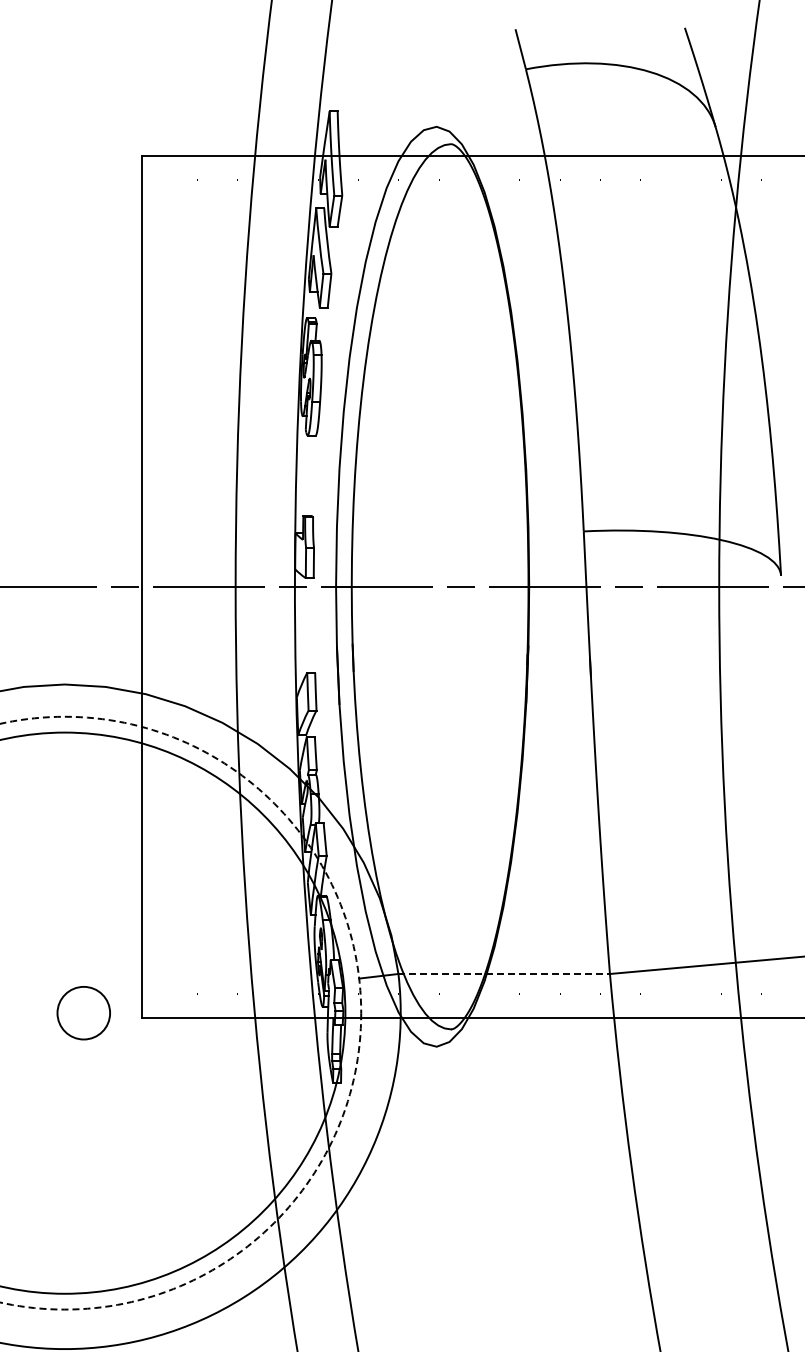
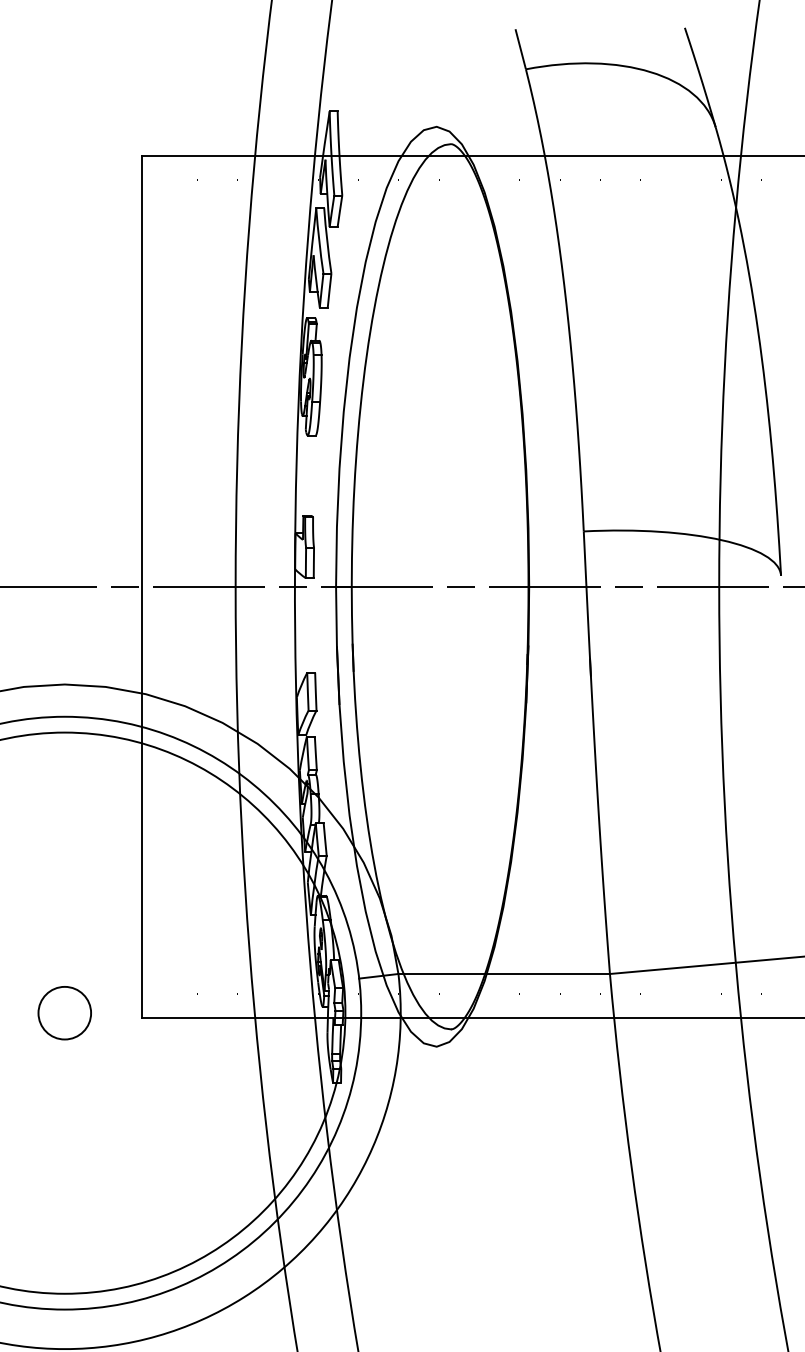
line: dashed -> solid (504, 973)
circle: dashed -> solid (180, 1012)
circle position: (83, 1013) -> (64, 1013) (64, 1013)
